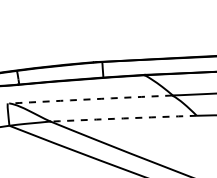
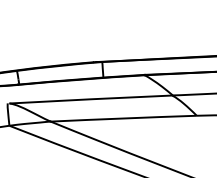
arc: dashed -> solid (90, 99)
arc: dashed -> solid (123, 118)
